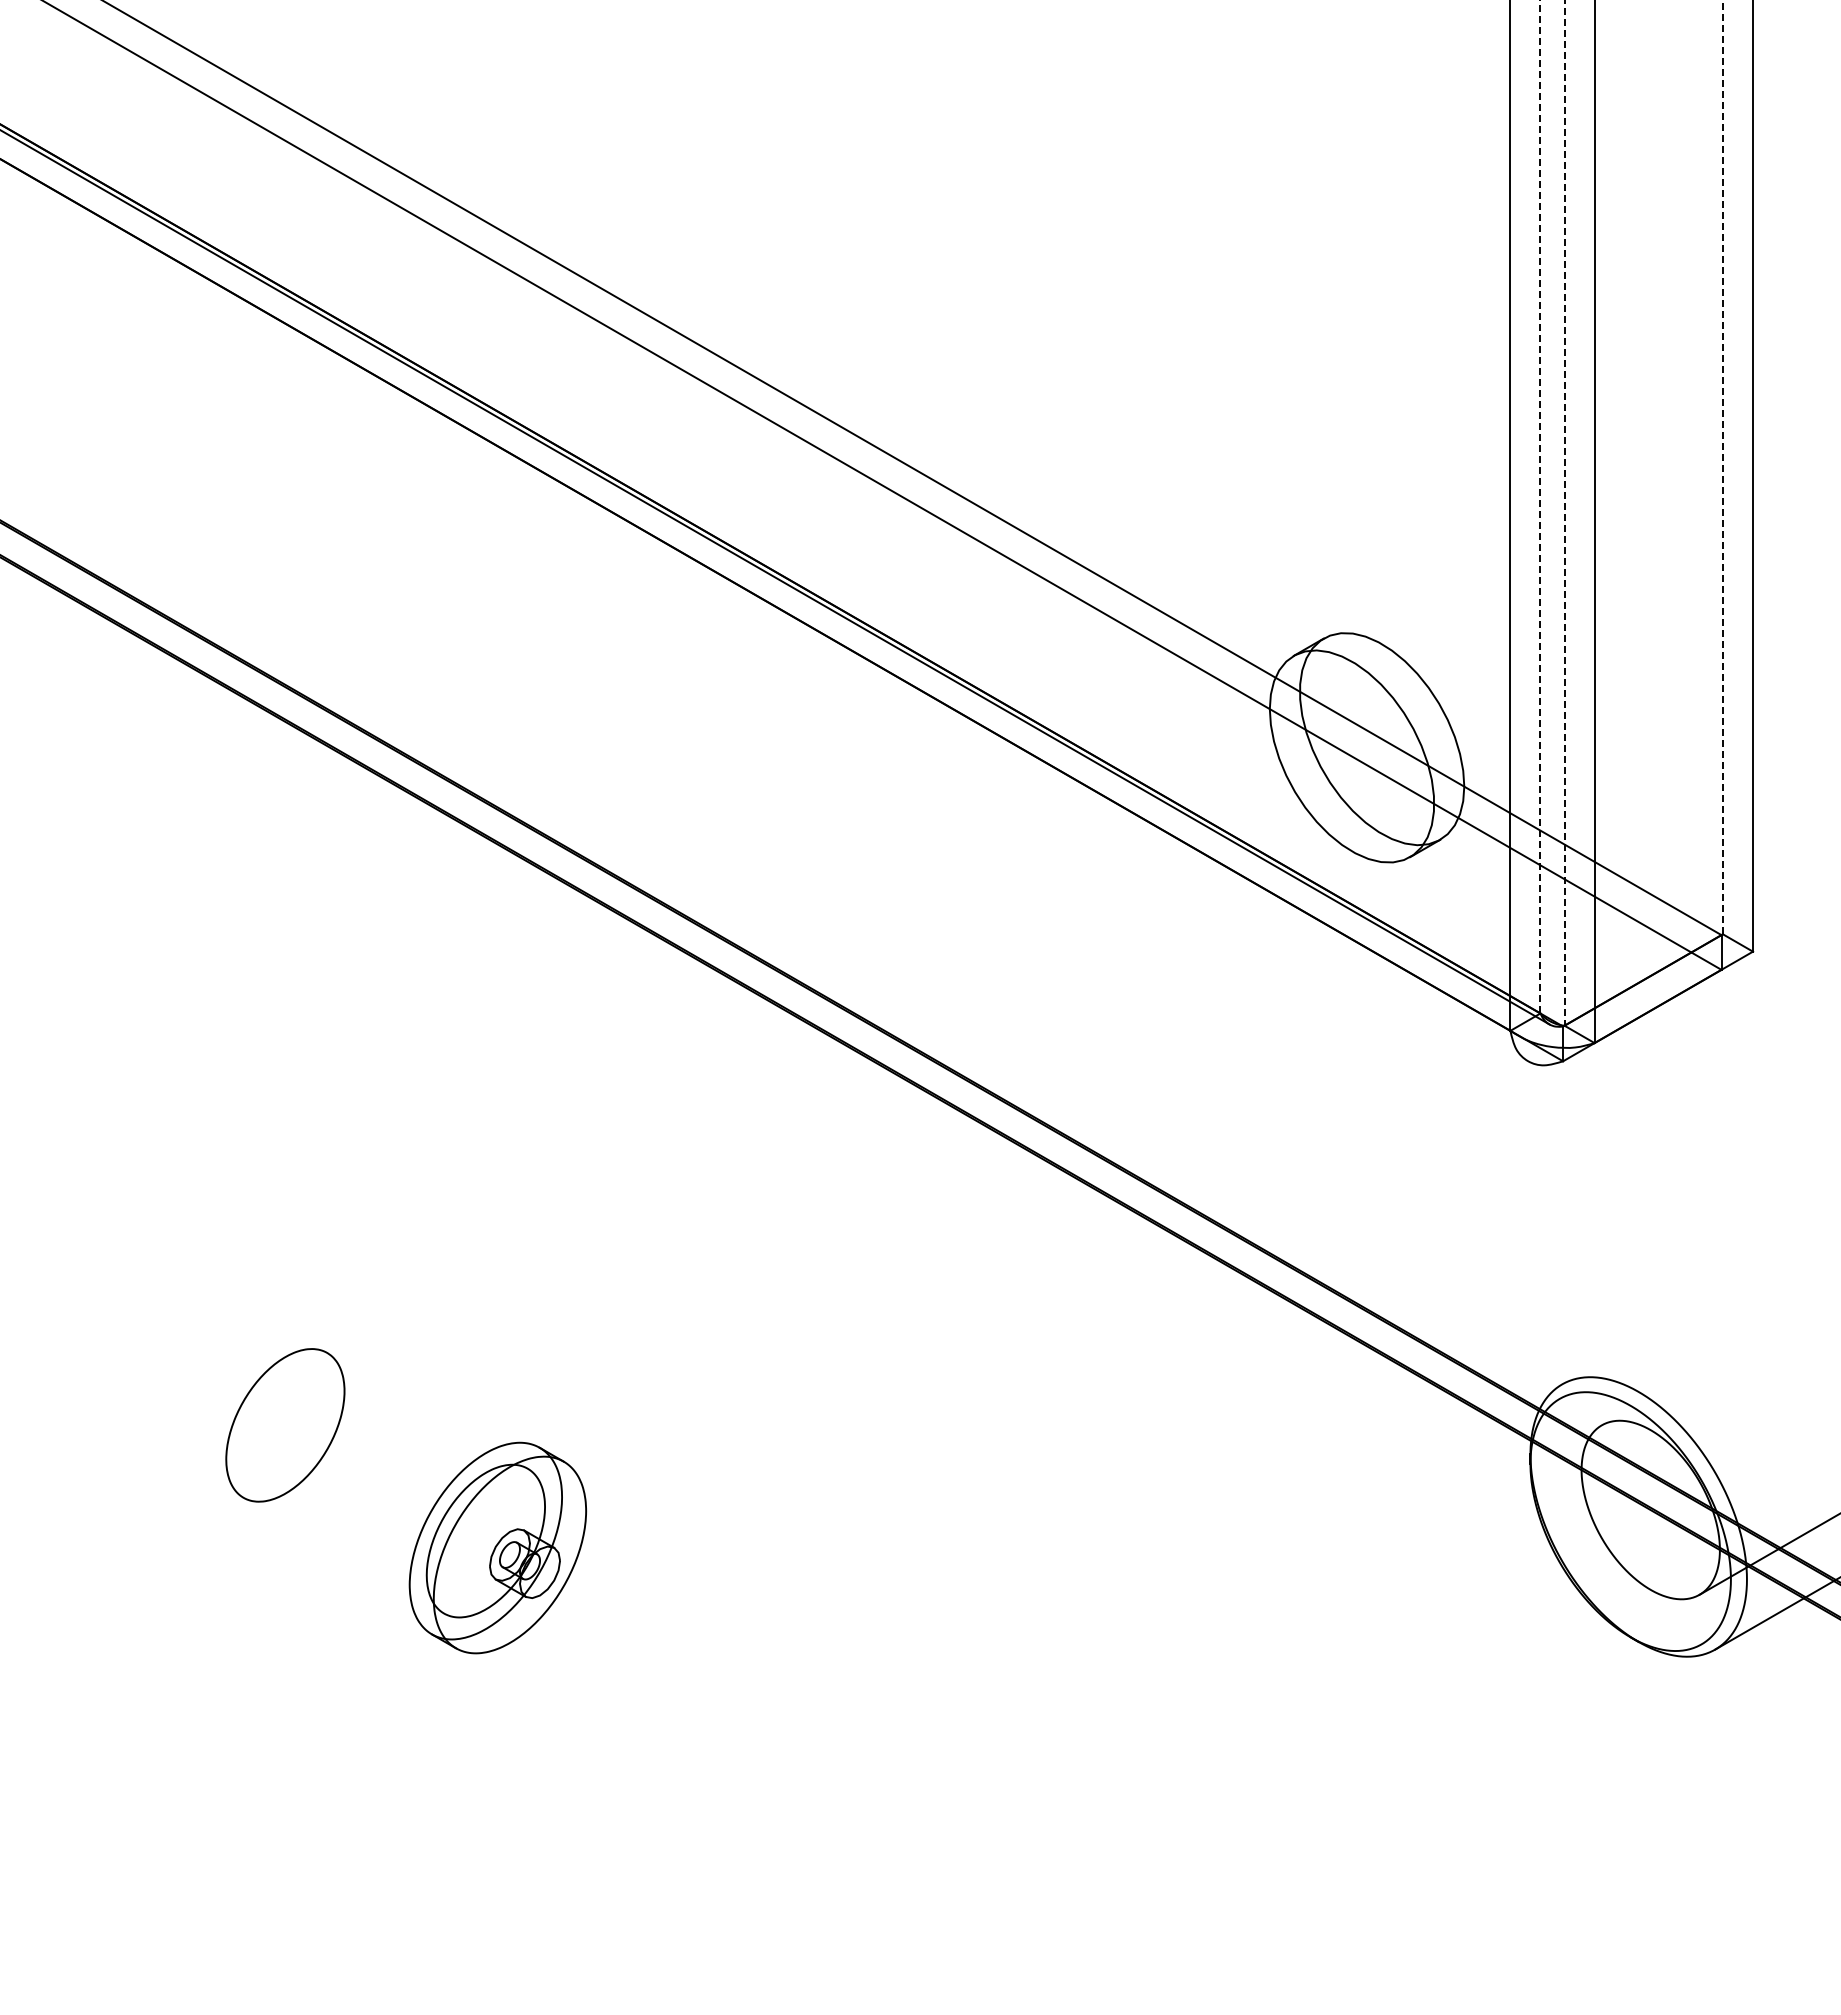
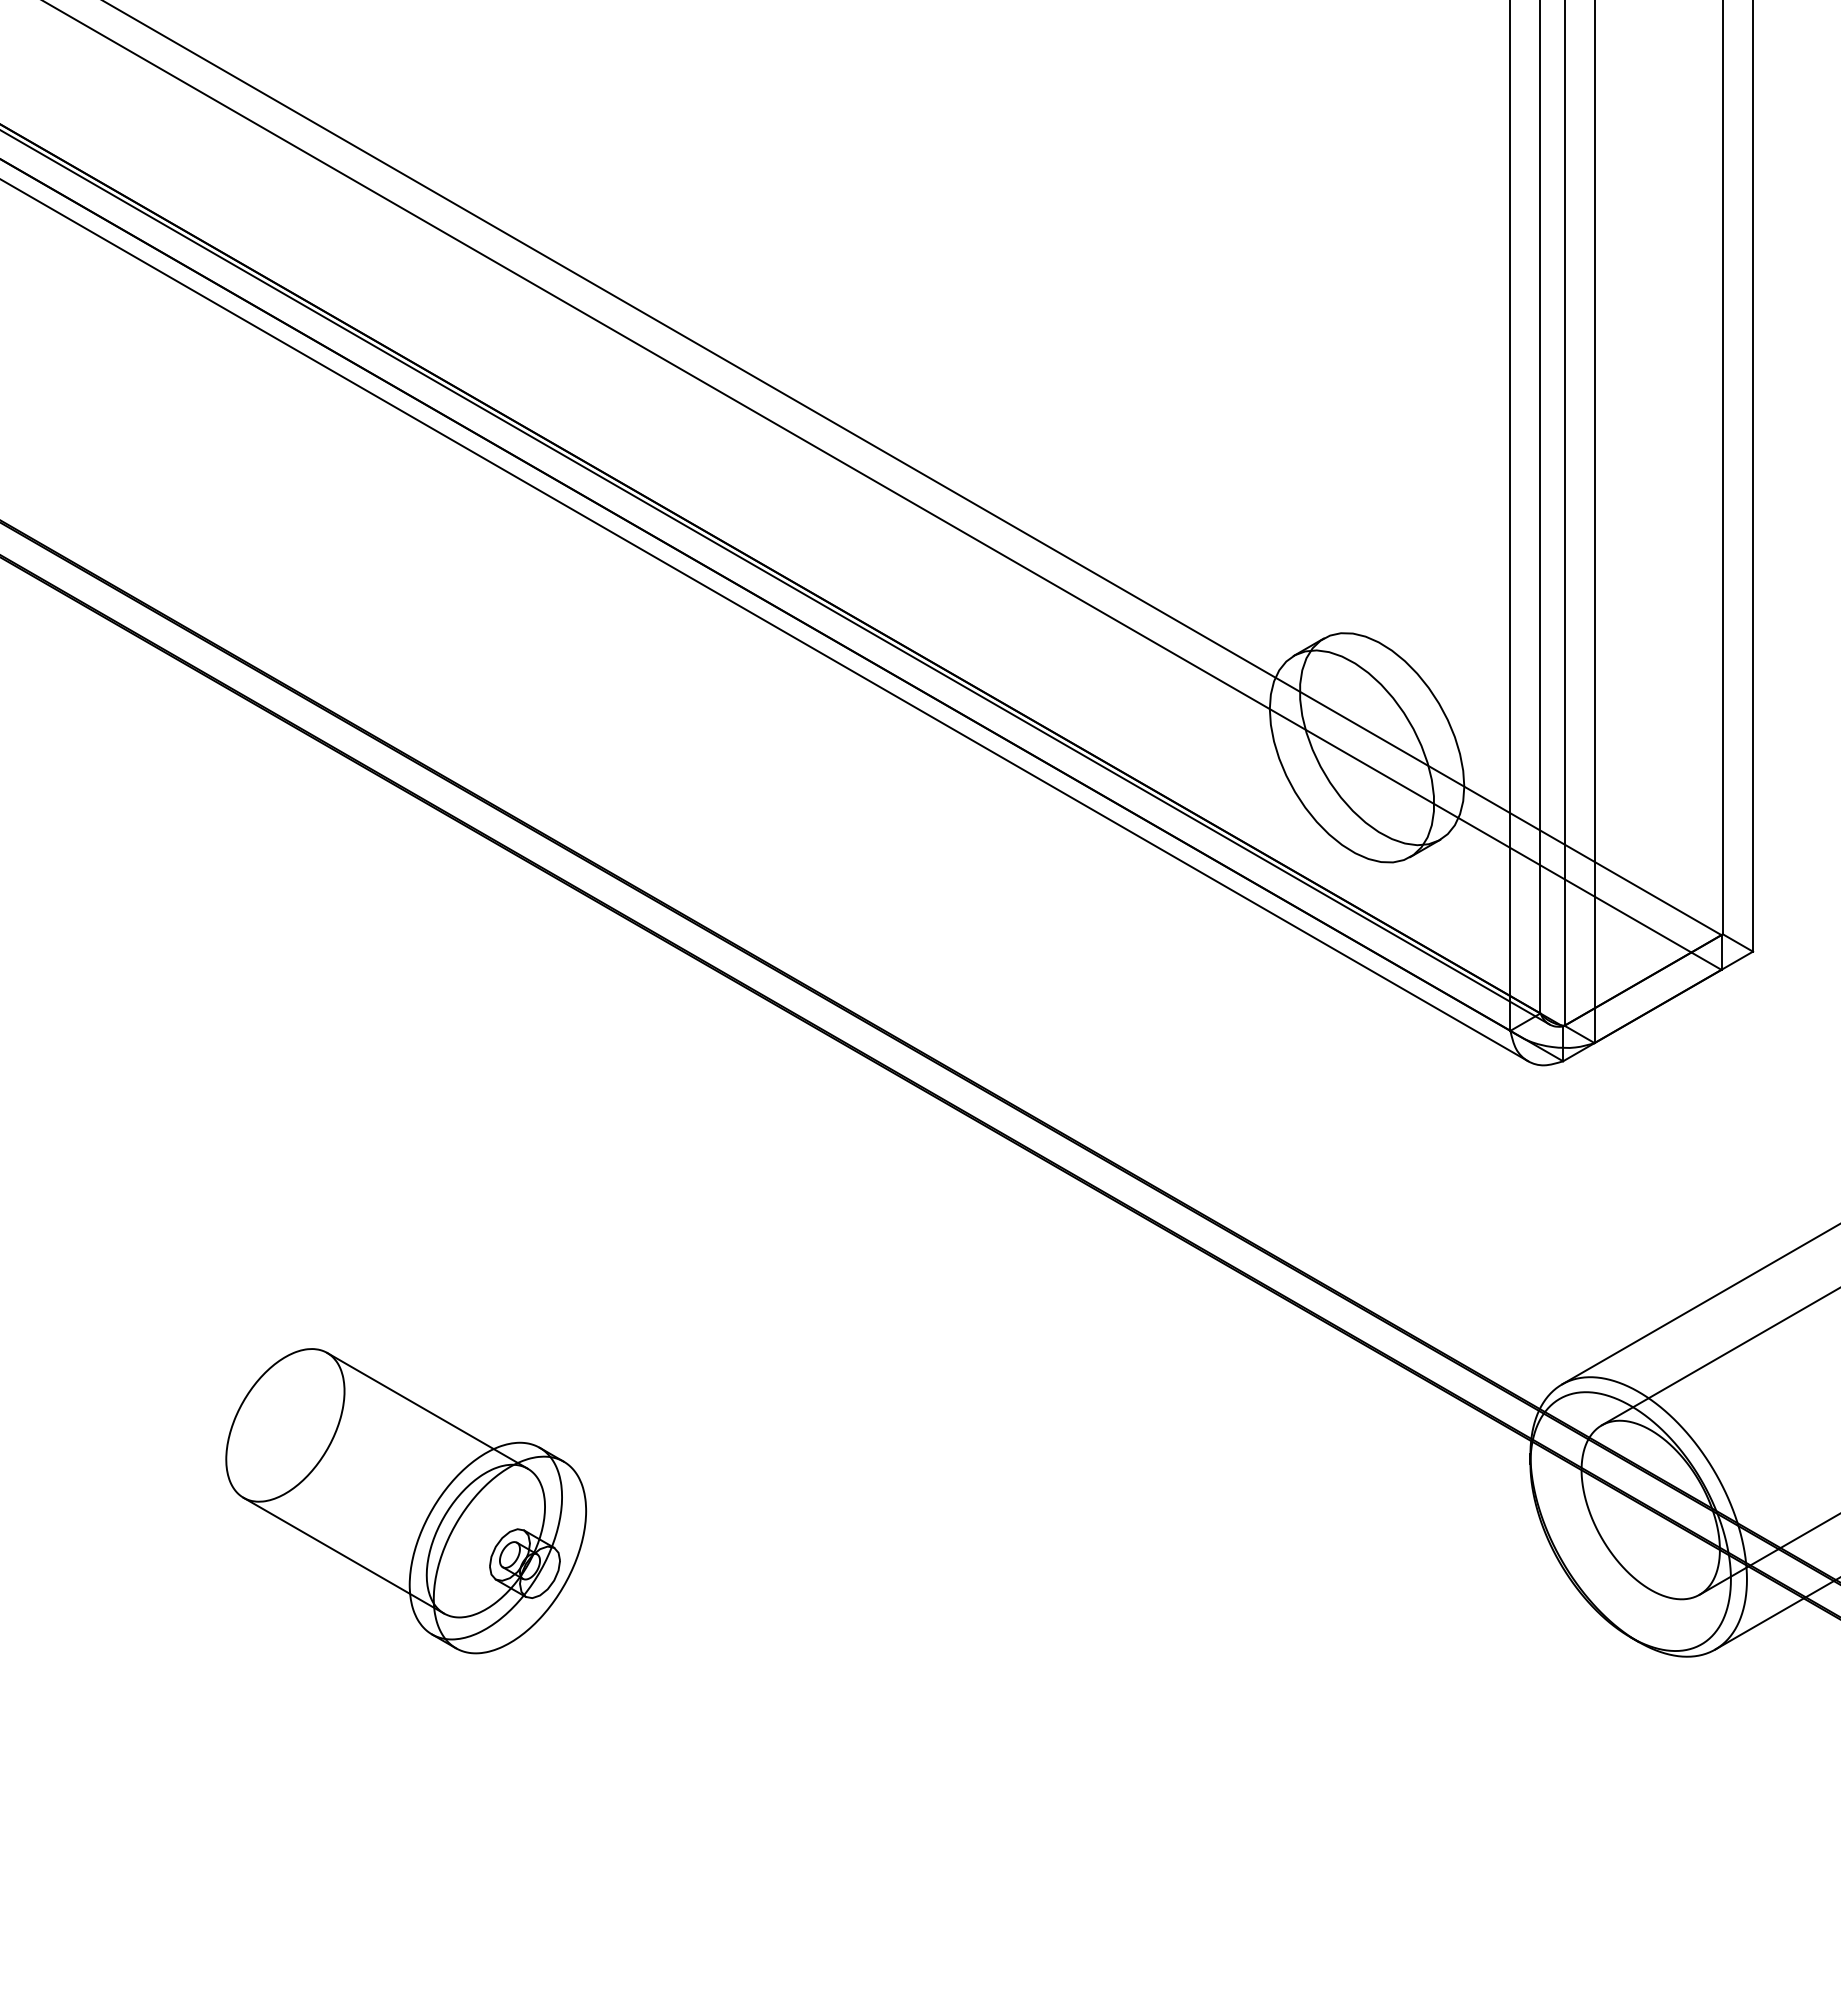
line: dashed -> solid (1722, 467)
line: dashed -> solid (1540, 506)
line: dashed -> solid (1564, 513)
line: none -> present (765, 620)
line: none -> present (1699, 1304)
line: none -> present (1719, 1357)
line: none -> present (427, 1410)
line: none -> present (343, 1555)
